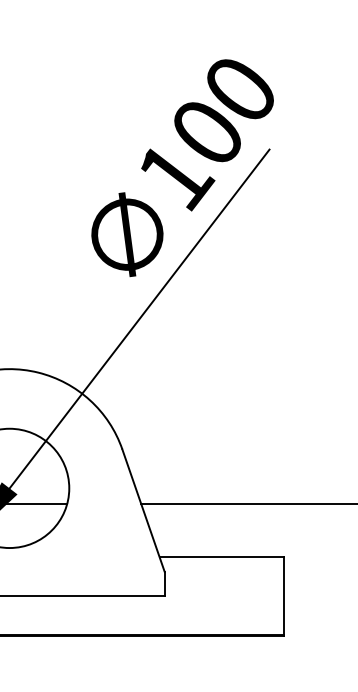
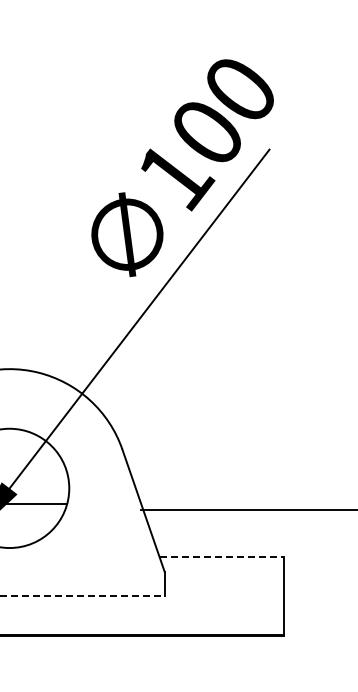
line position: (247, 504) -> (247, 510) (247, 510)
line: solid -> dashed (222, 557)
line: solid -> dashed (82, 596)
